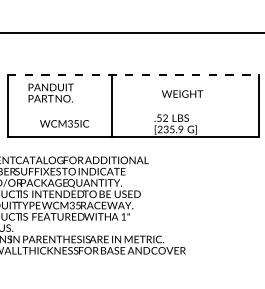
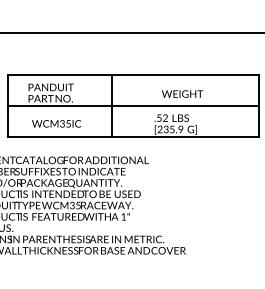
line: dashed -> solid (133, 74)
line: none -> present (132, 106)
text position: (64, 123) -> (56, 123) (56, 123)
